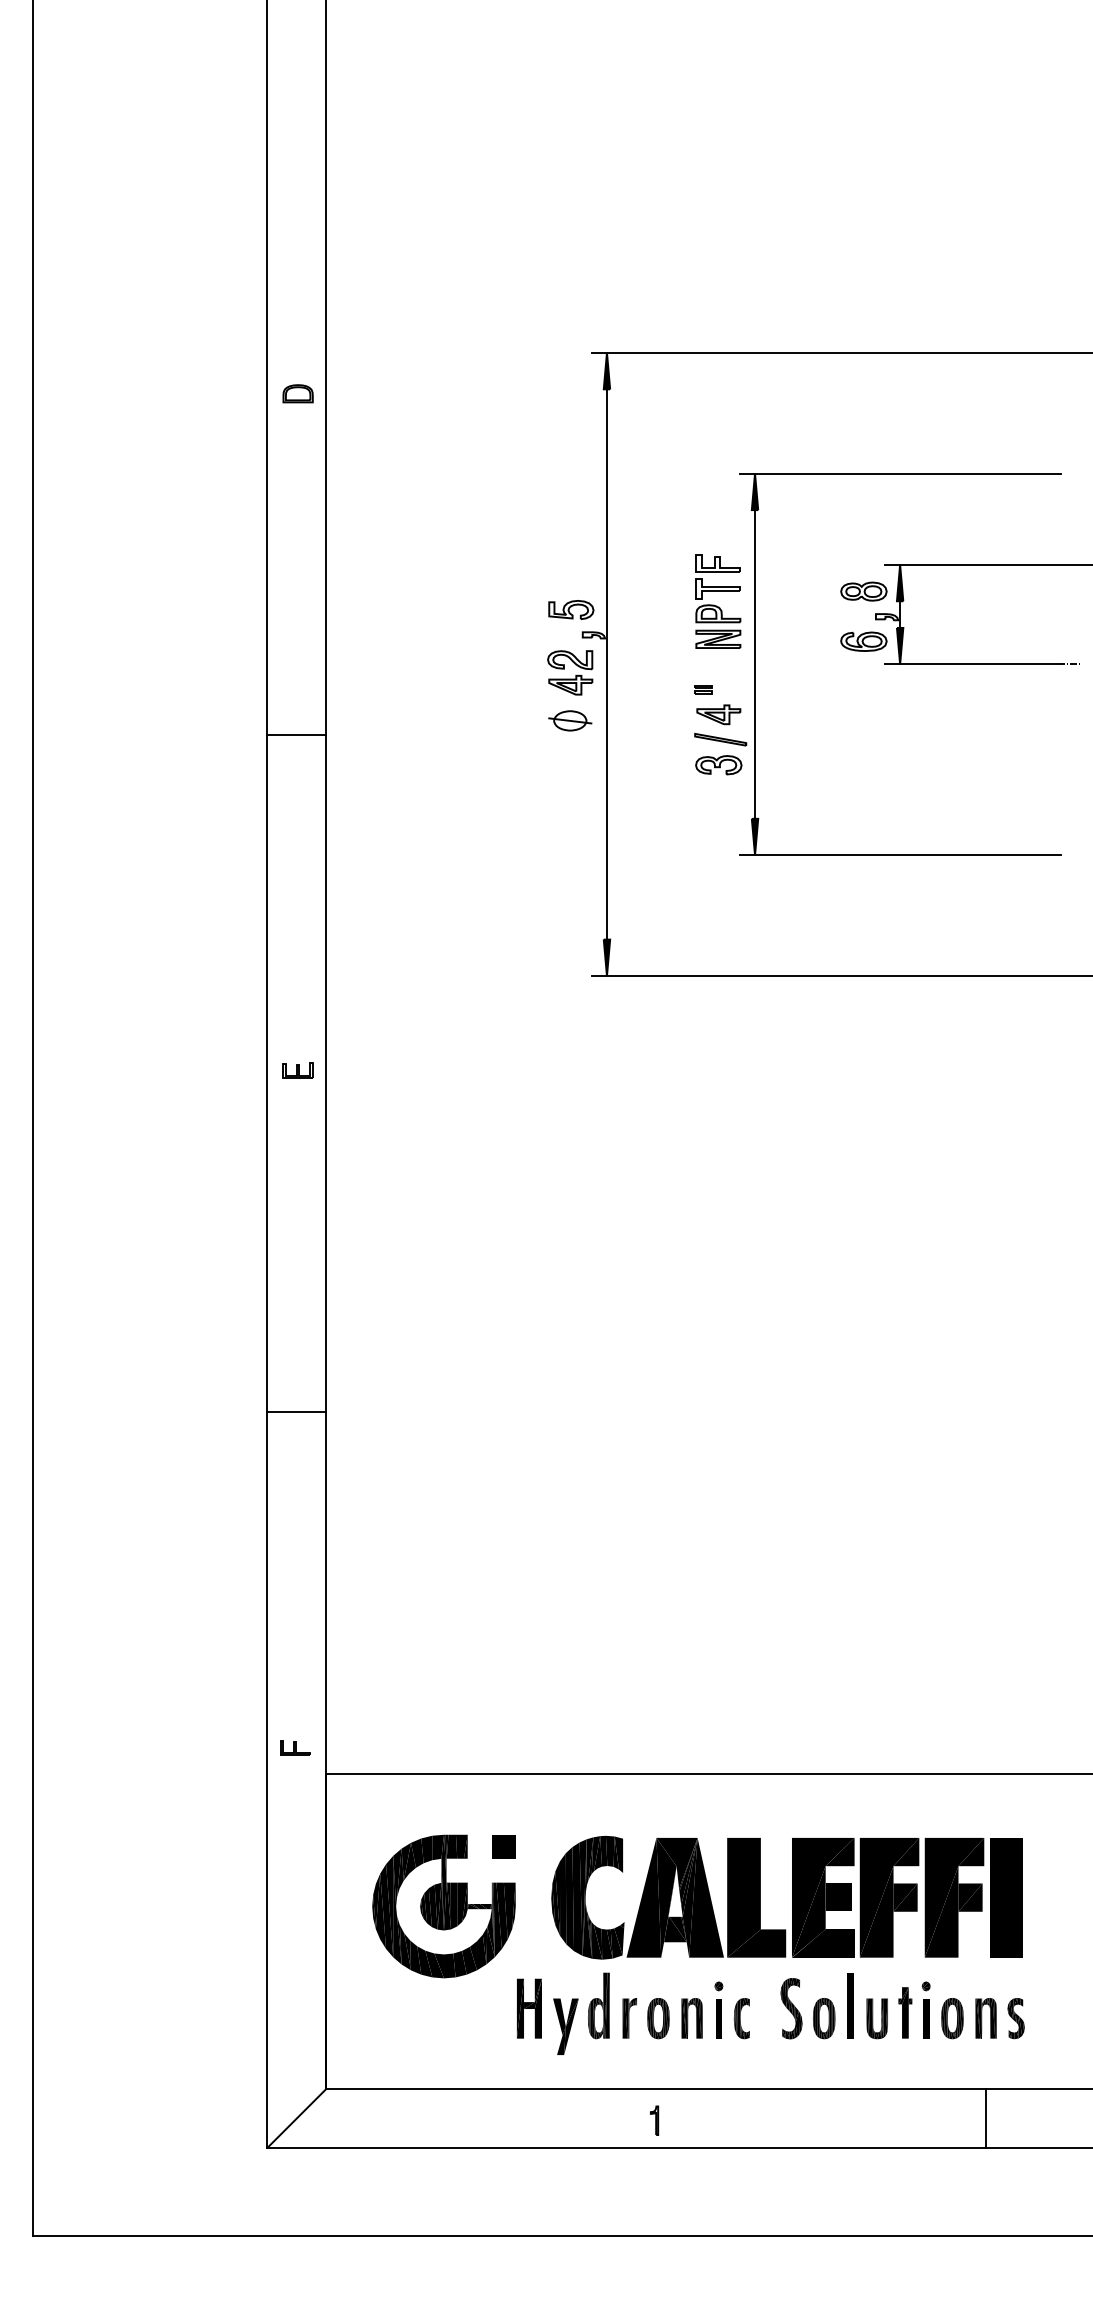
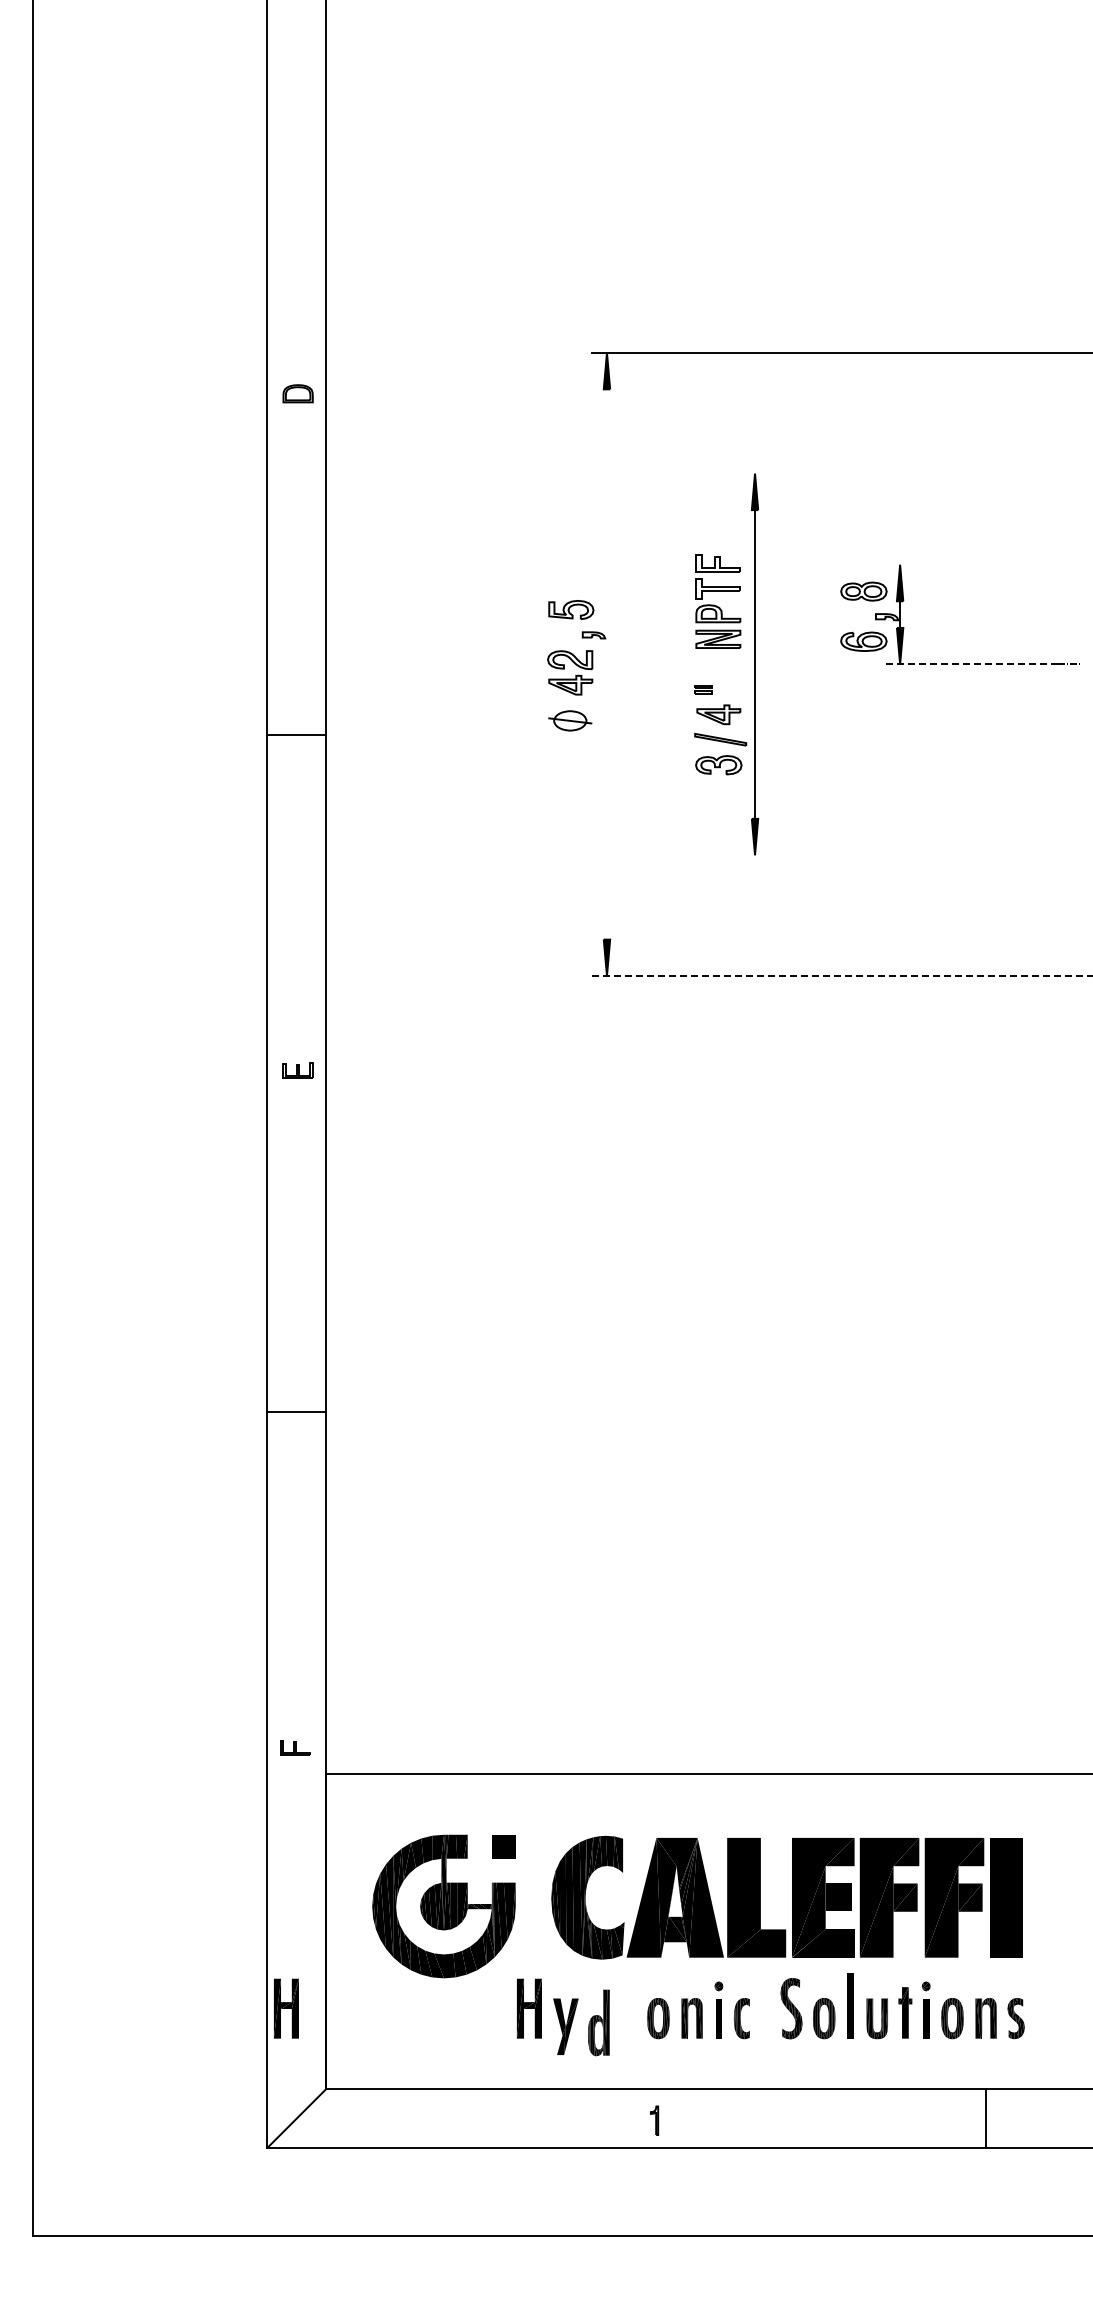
line: present -> none (900, 473)
line: present -> none (987, 564)
line: present -> none (606, 664)
line: solid -> dashed (971, 664)
line: present -> none (900, 855)
line: solid -> dashed (842, 976)
part position: (598, 2005) -> (598, 2022) (598, 2022)
part: none -> present (286, 2008)
part: present -> none (629, 2018)
